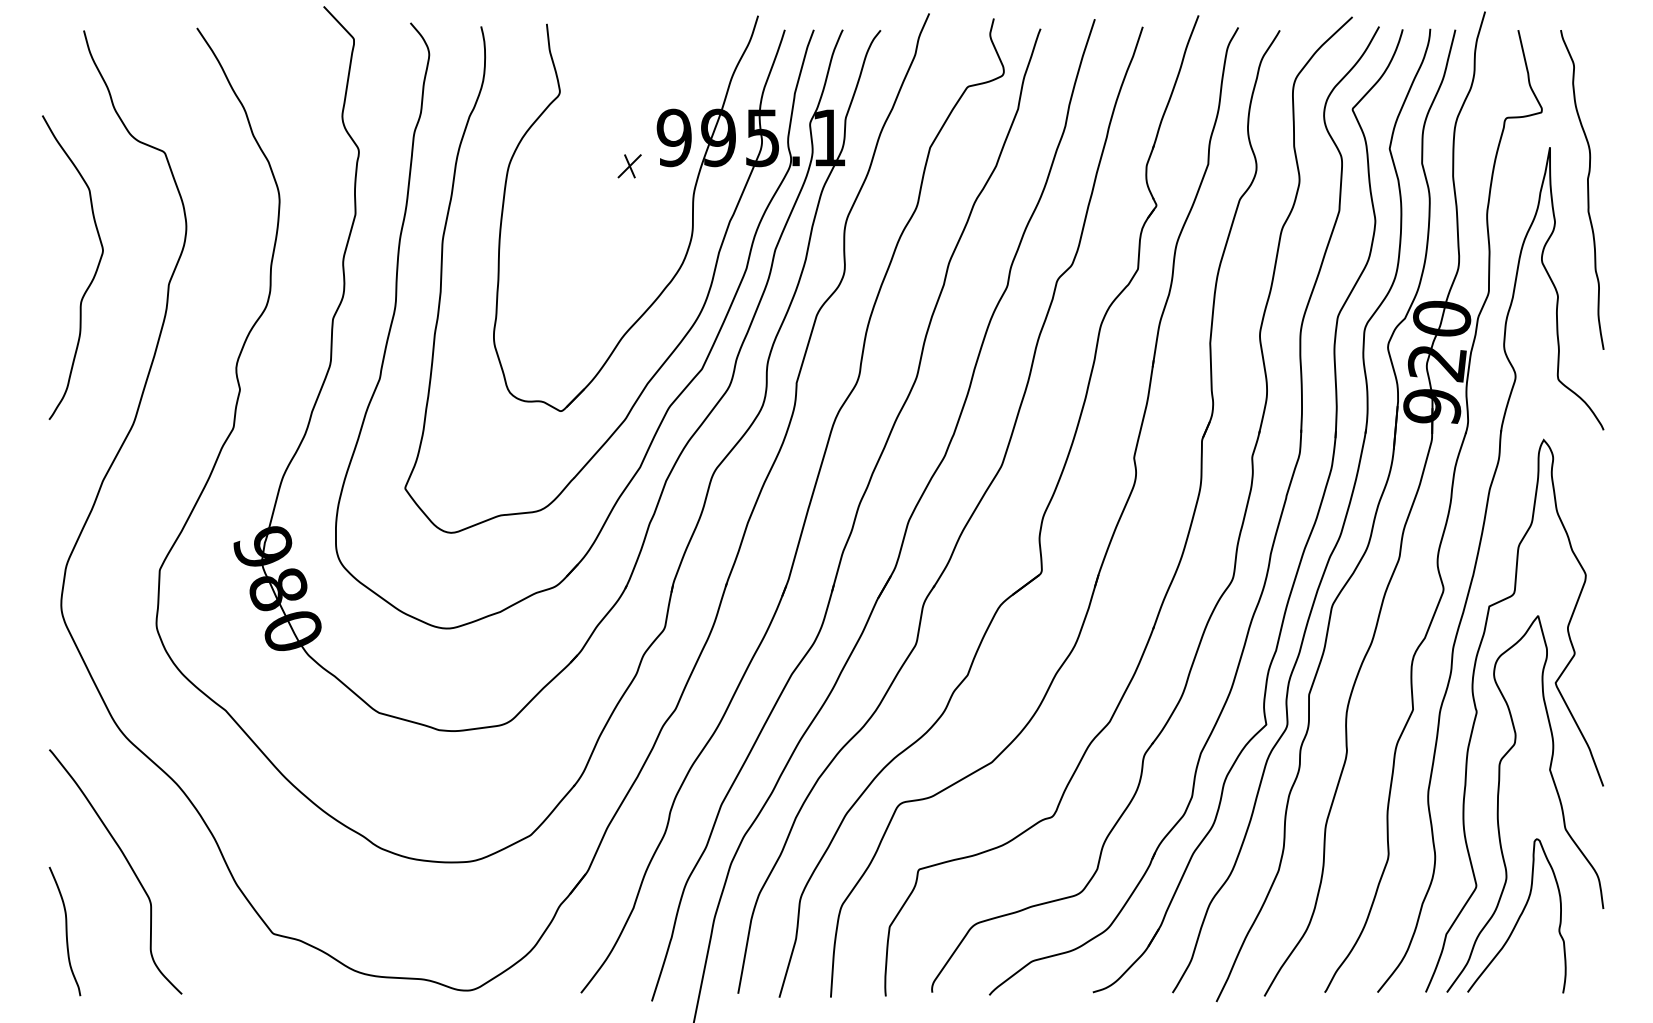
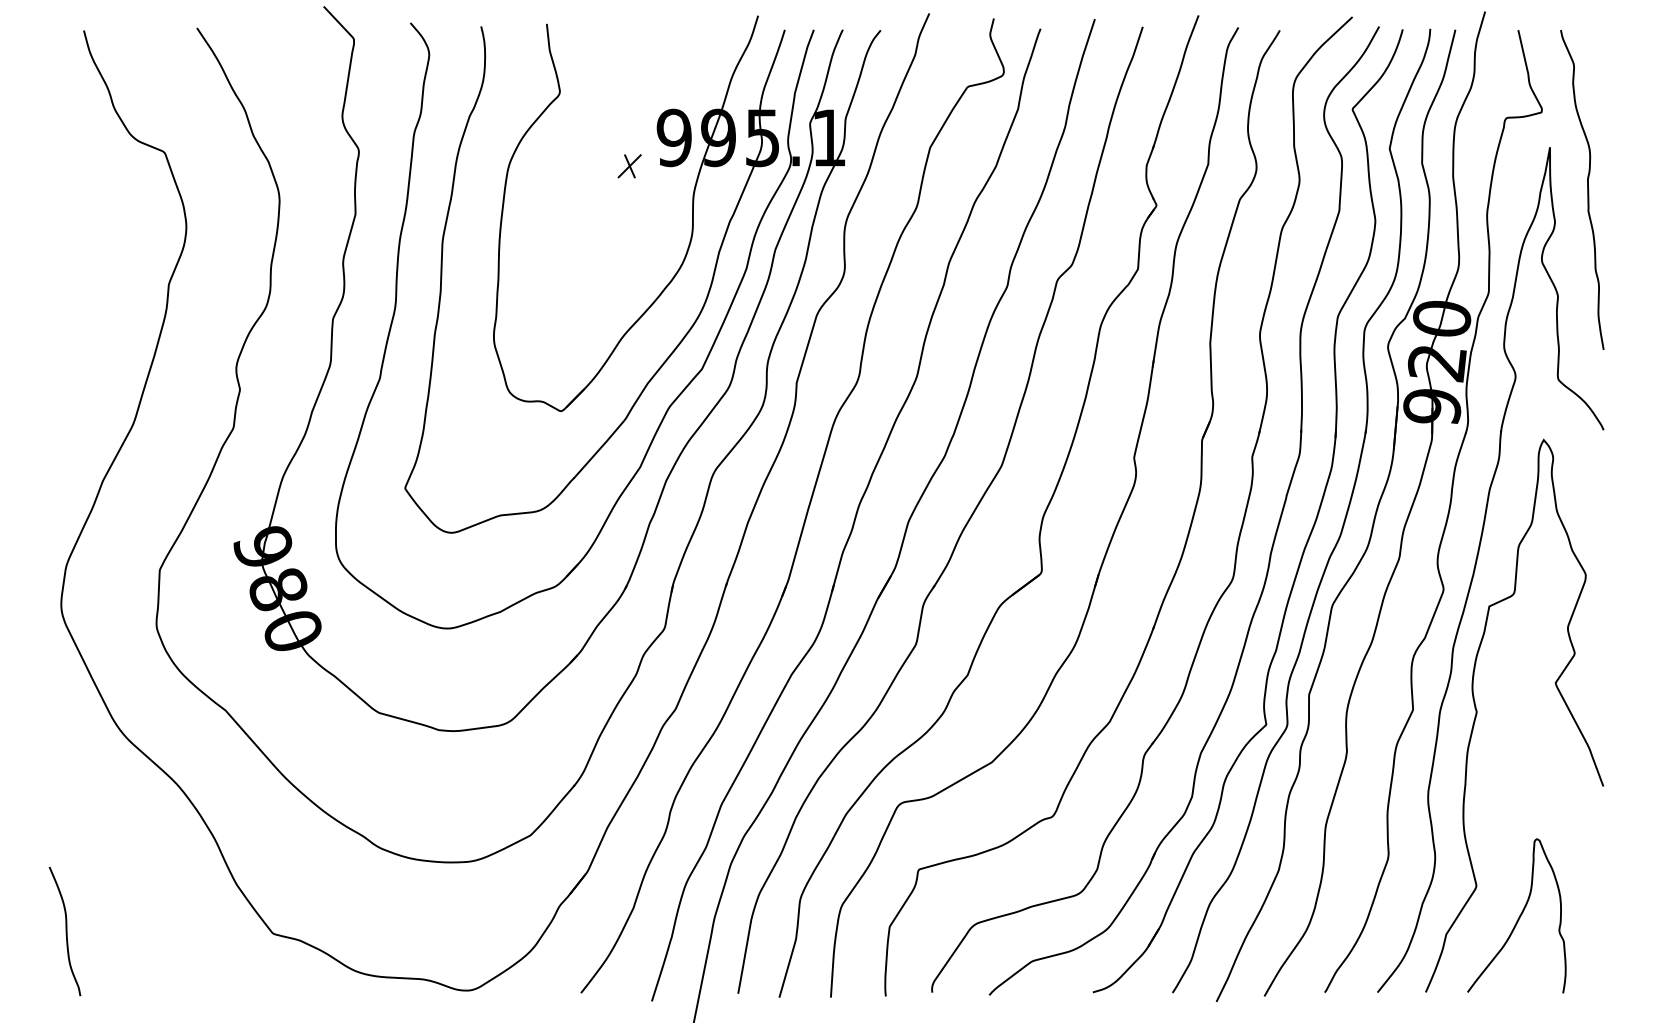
curve: present -> none (93, 275)
curve: present -> none (1498, 803)
curve: present -> none (127, 863)
